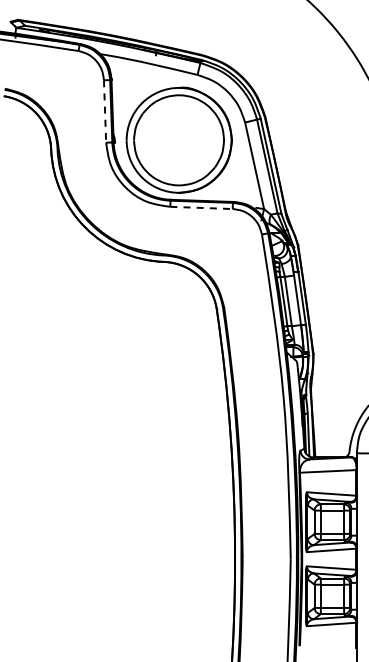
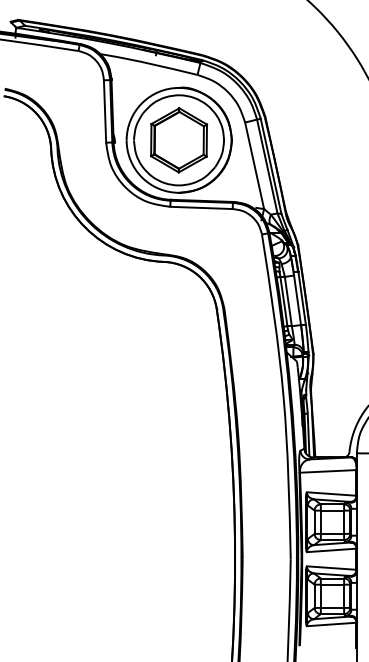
line: dashed -> solid (105, 111)
part: none -> present (179, 140)
line: dashed -> solid (202, 207)
